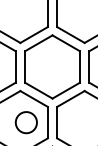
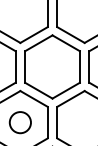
circle position: (25, 122) -> (19, 122) (19, 122)
